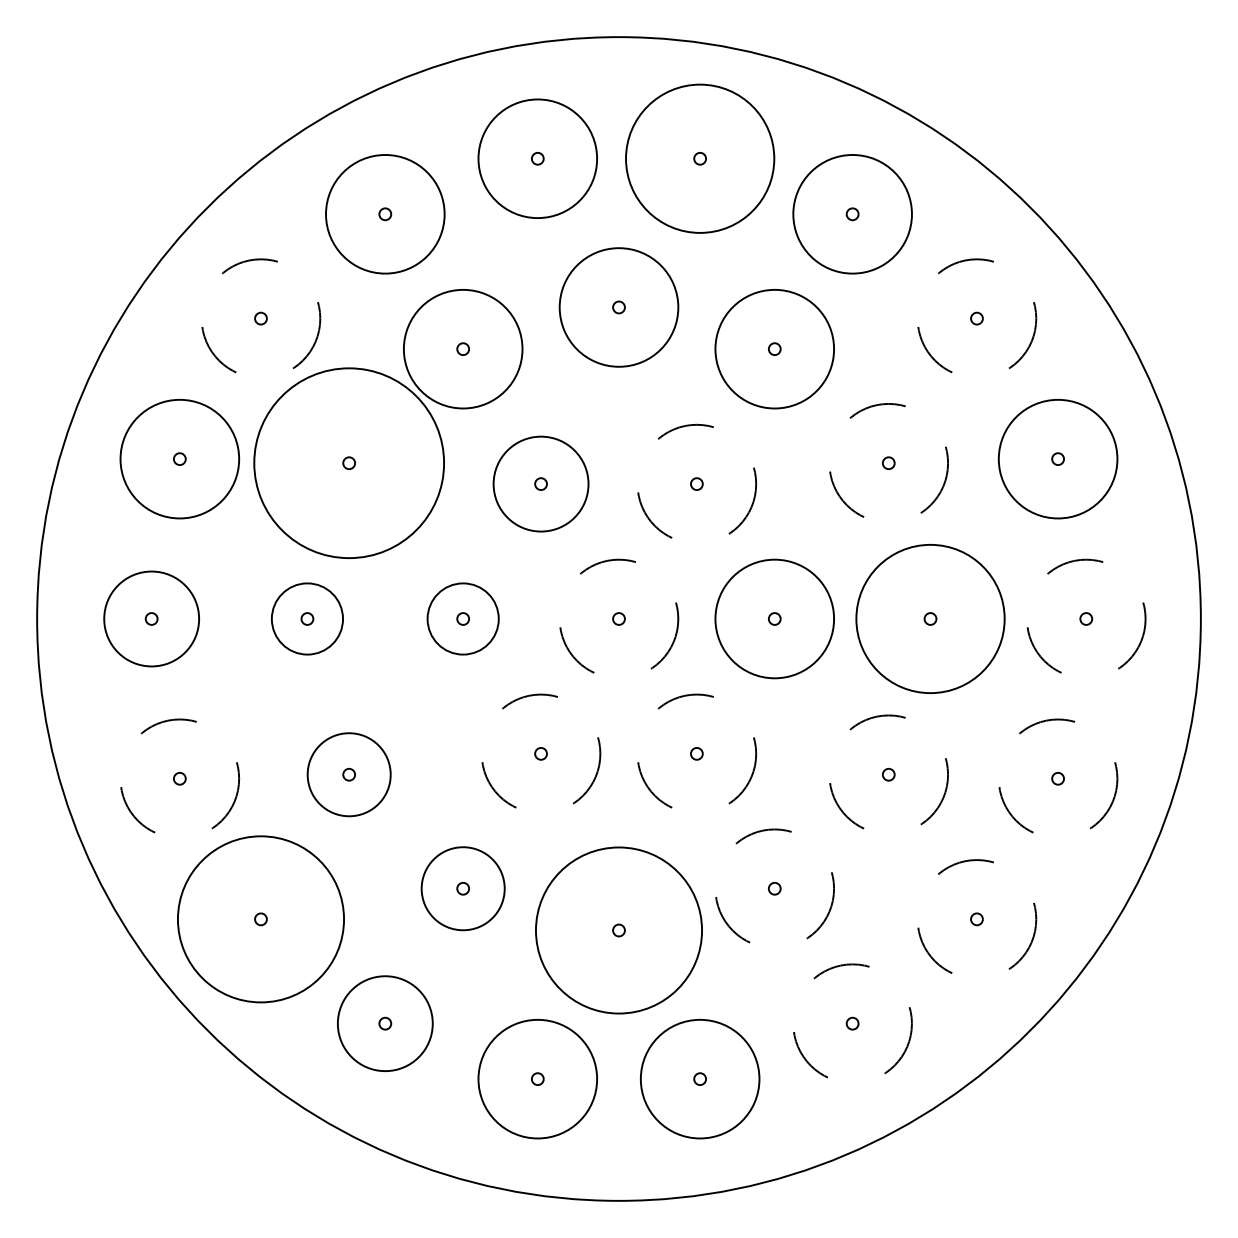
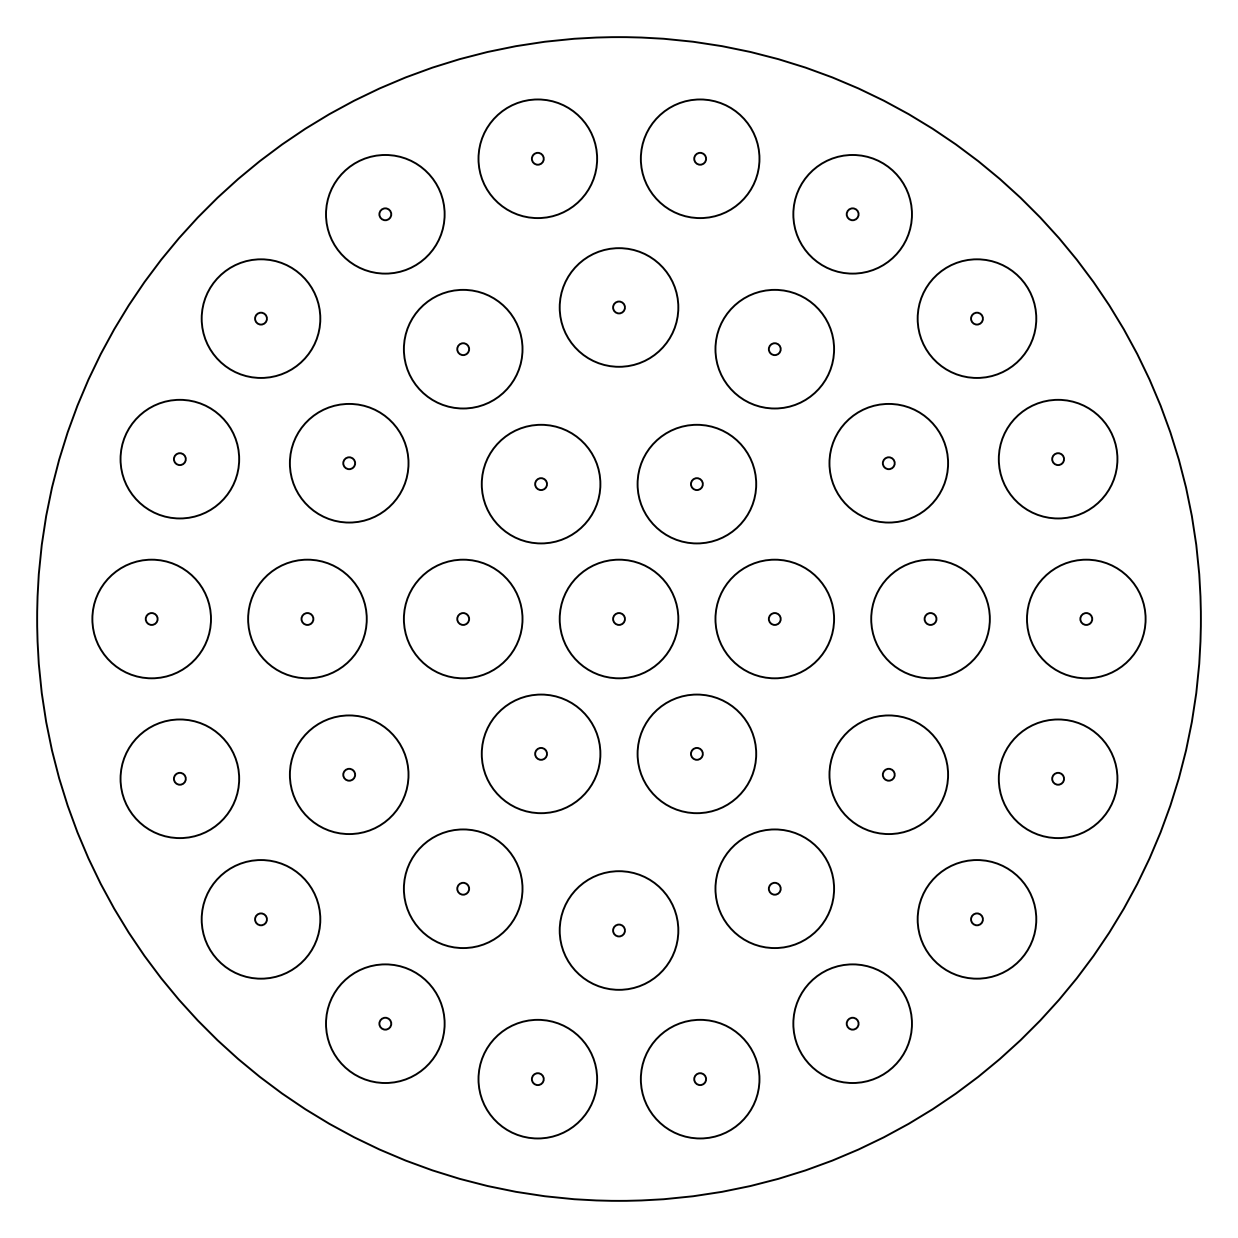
circle diameter: 148 px -> 119 px (699, 158)
circle: dashed -> solid (260, 318)
circle: dashed -> solid (976, 318)
circle: dashed -> solid (888, 462)
circle diameter: 190 px -> 119 px (348, 462)
circle diameter: 95 px -> 119 px (540, 483)
circle: dashed -> solid (696, 483)
circle diameter: 95 px -> 119 px (151, 618)
circle diameter: 71 px -> 119 px (307, 618)
circle diameter: 71 px -> 119 px (462, 618)
circle: dashed -> solid (618, 618)
circle diameter: 148 px -> 119 px (930, 618)
circle: dashed -> solid (1085, 618)
circle: dashed -> solid (540, 753)
circle: dashed -> solid (696, 753)
circle diameter: 83 px -> 119 px (348, 774)
circle: dashed -> solid (888, 774)
circle: dashed -> solid (179, 778)
circle: dashed -> solid (1057, 778)
circle diameter: 83 px -> 119 px (462, 888)
circle: dashed -> solid (774, 888)
circle diameter: 166 px -> 119 px (260, 919)
circle: dashed -> solid (976, 919)
circle diameter: 166 px -> 119 px (618, 930)
circle diameter: 95 px -> 119 px (385, 1023)
circle: dashed -> solid (852, 1023)
